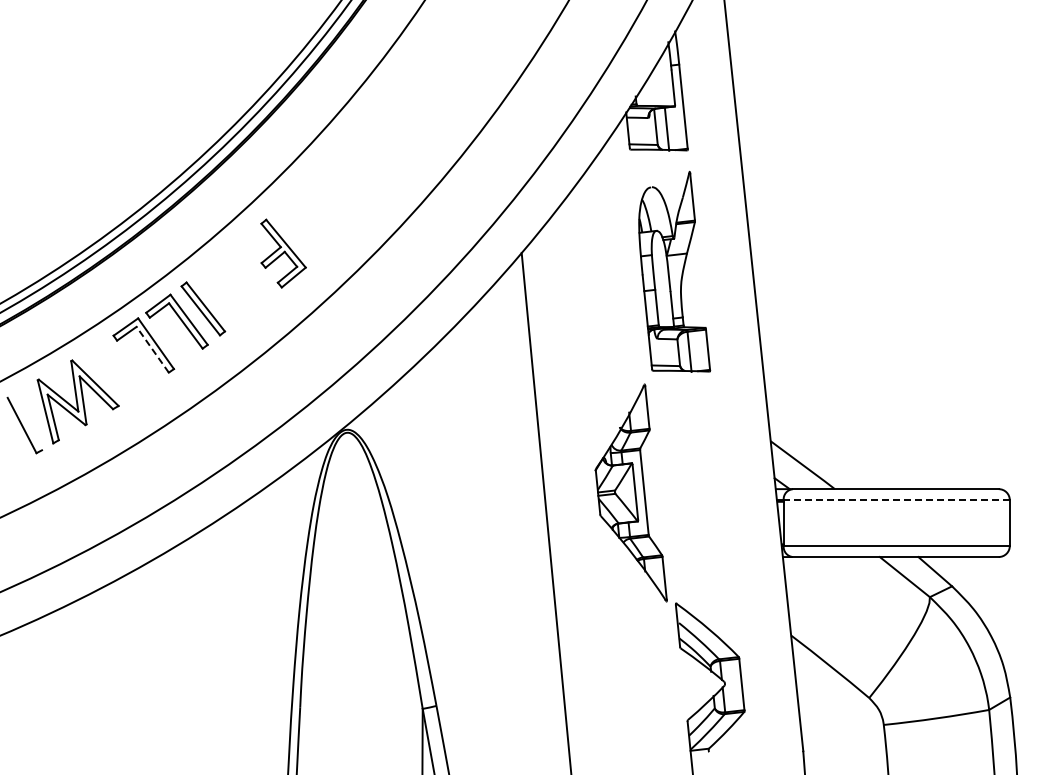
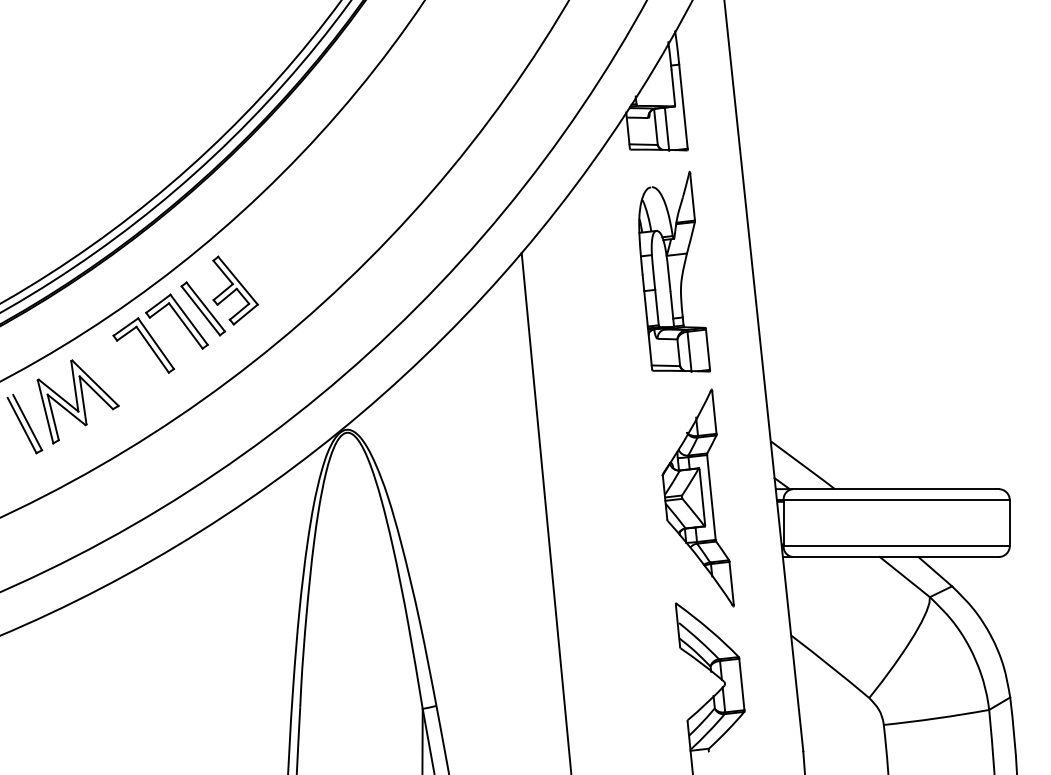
part position: (283, 253) -> (235, 290) (235, 290)
line: dashed -> solid (152, 349)
line: none -> present (27, 422)
part position: (630, 492) -> (697, 497) (697, 497)
line: dashed -> solid (896, 500)
